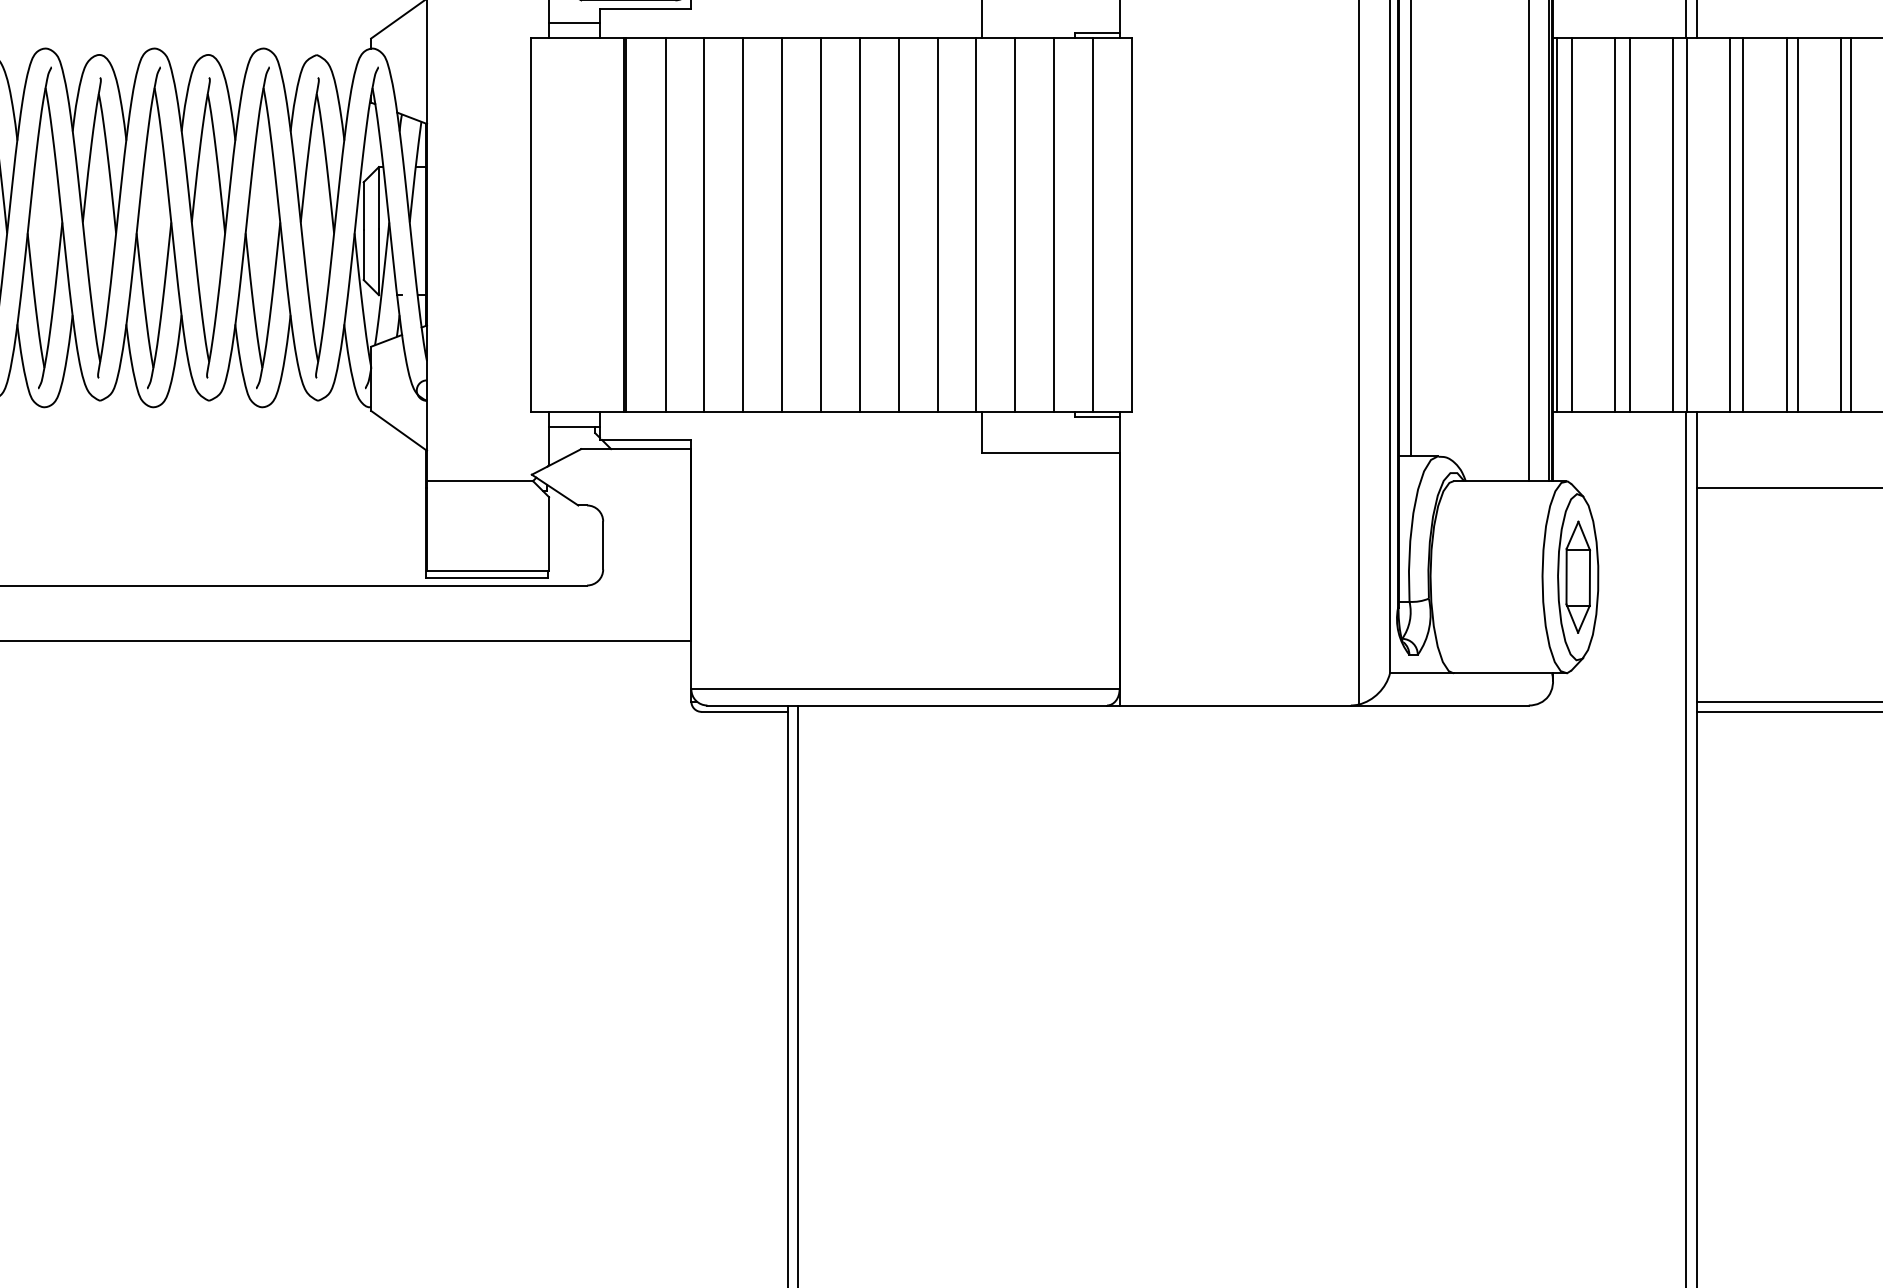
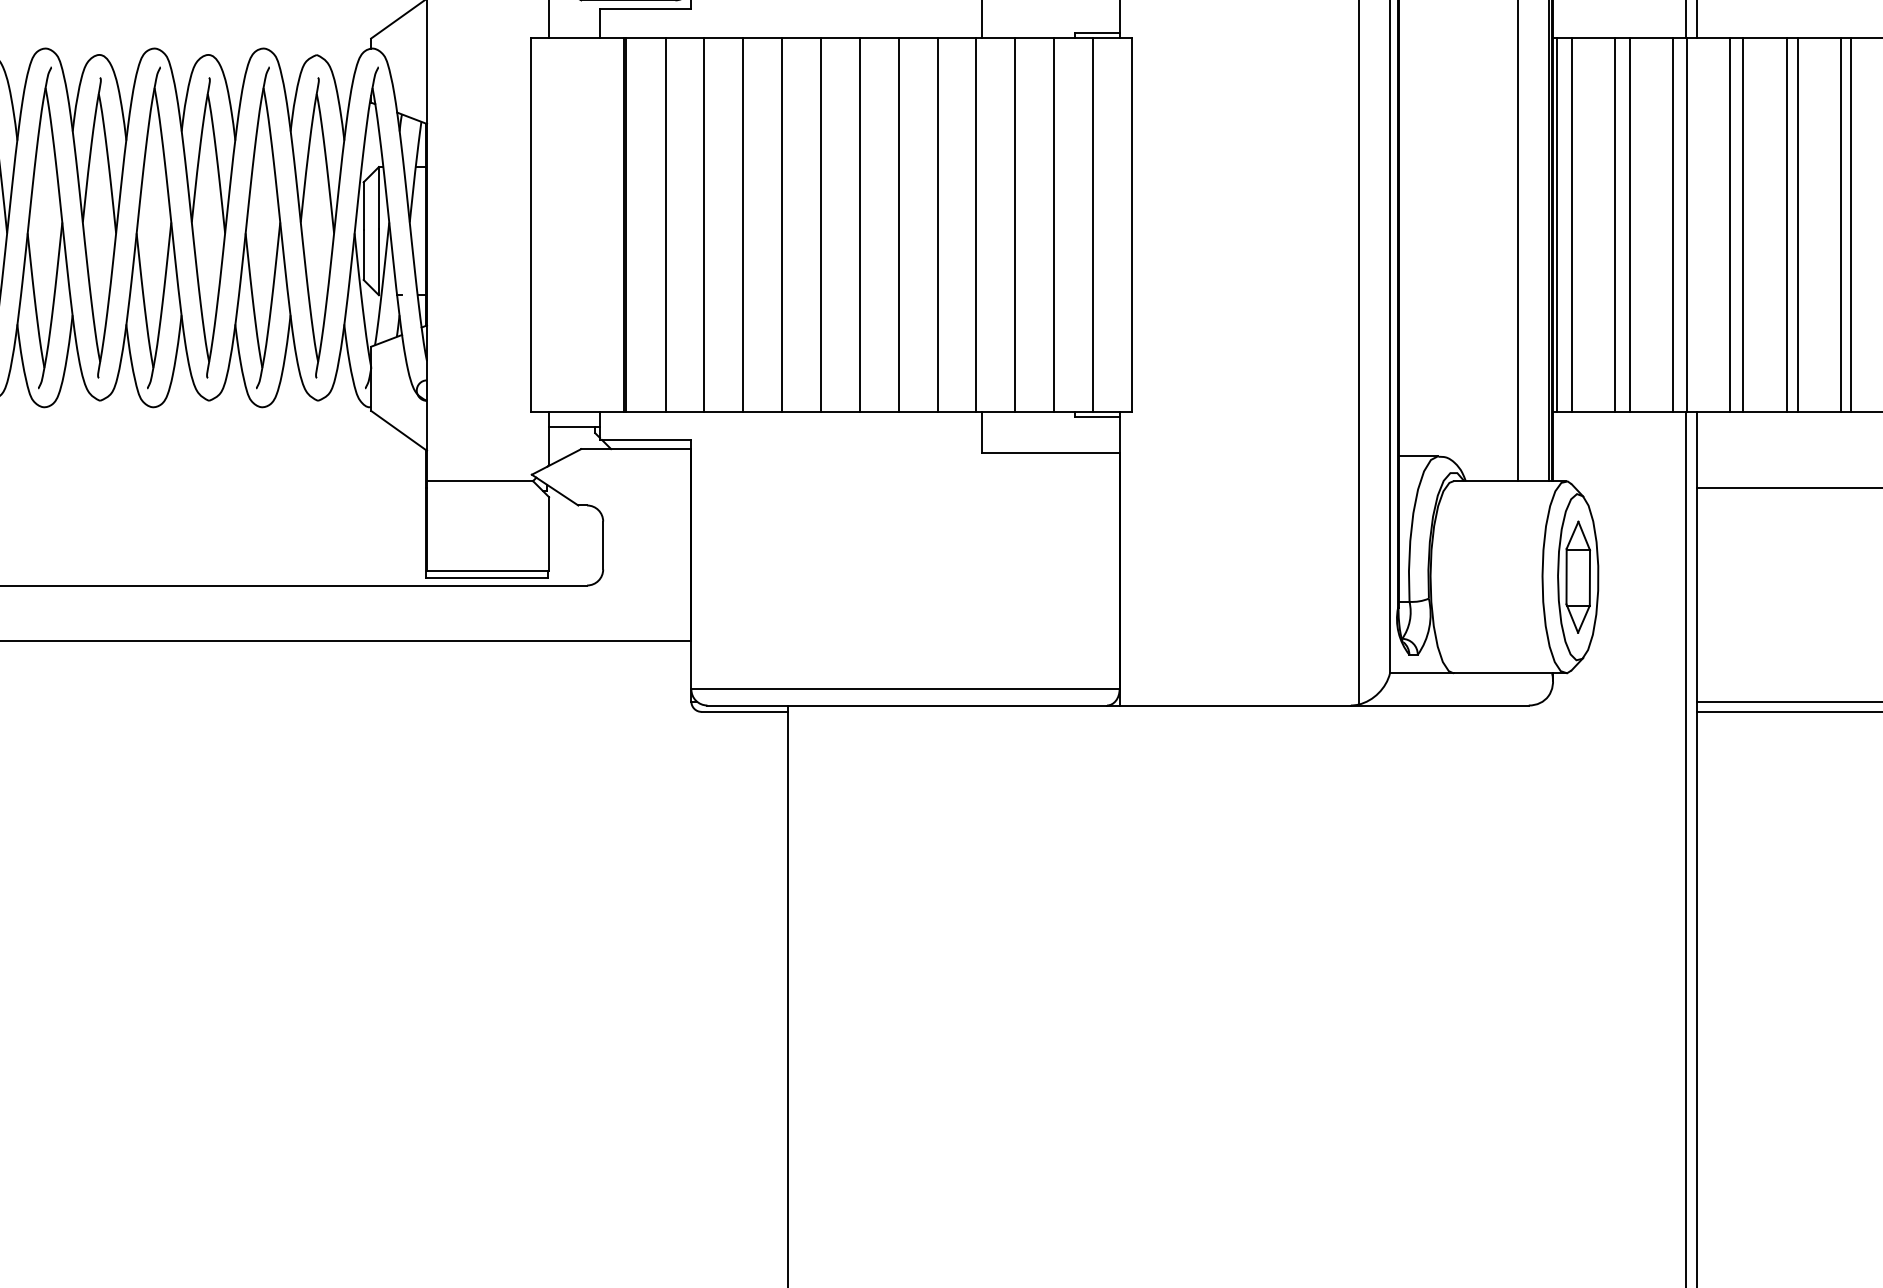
line: present -> none (574, 22)
line: present -> none (1411, 229)
line position: (1529, 241) -> (1518, 241) (1518, 241)
line: present -> none (798, 994)
